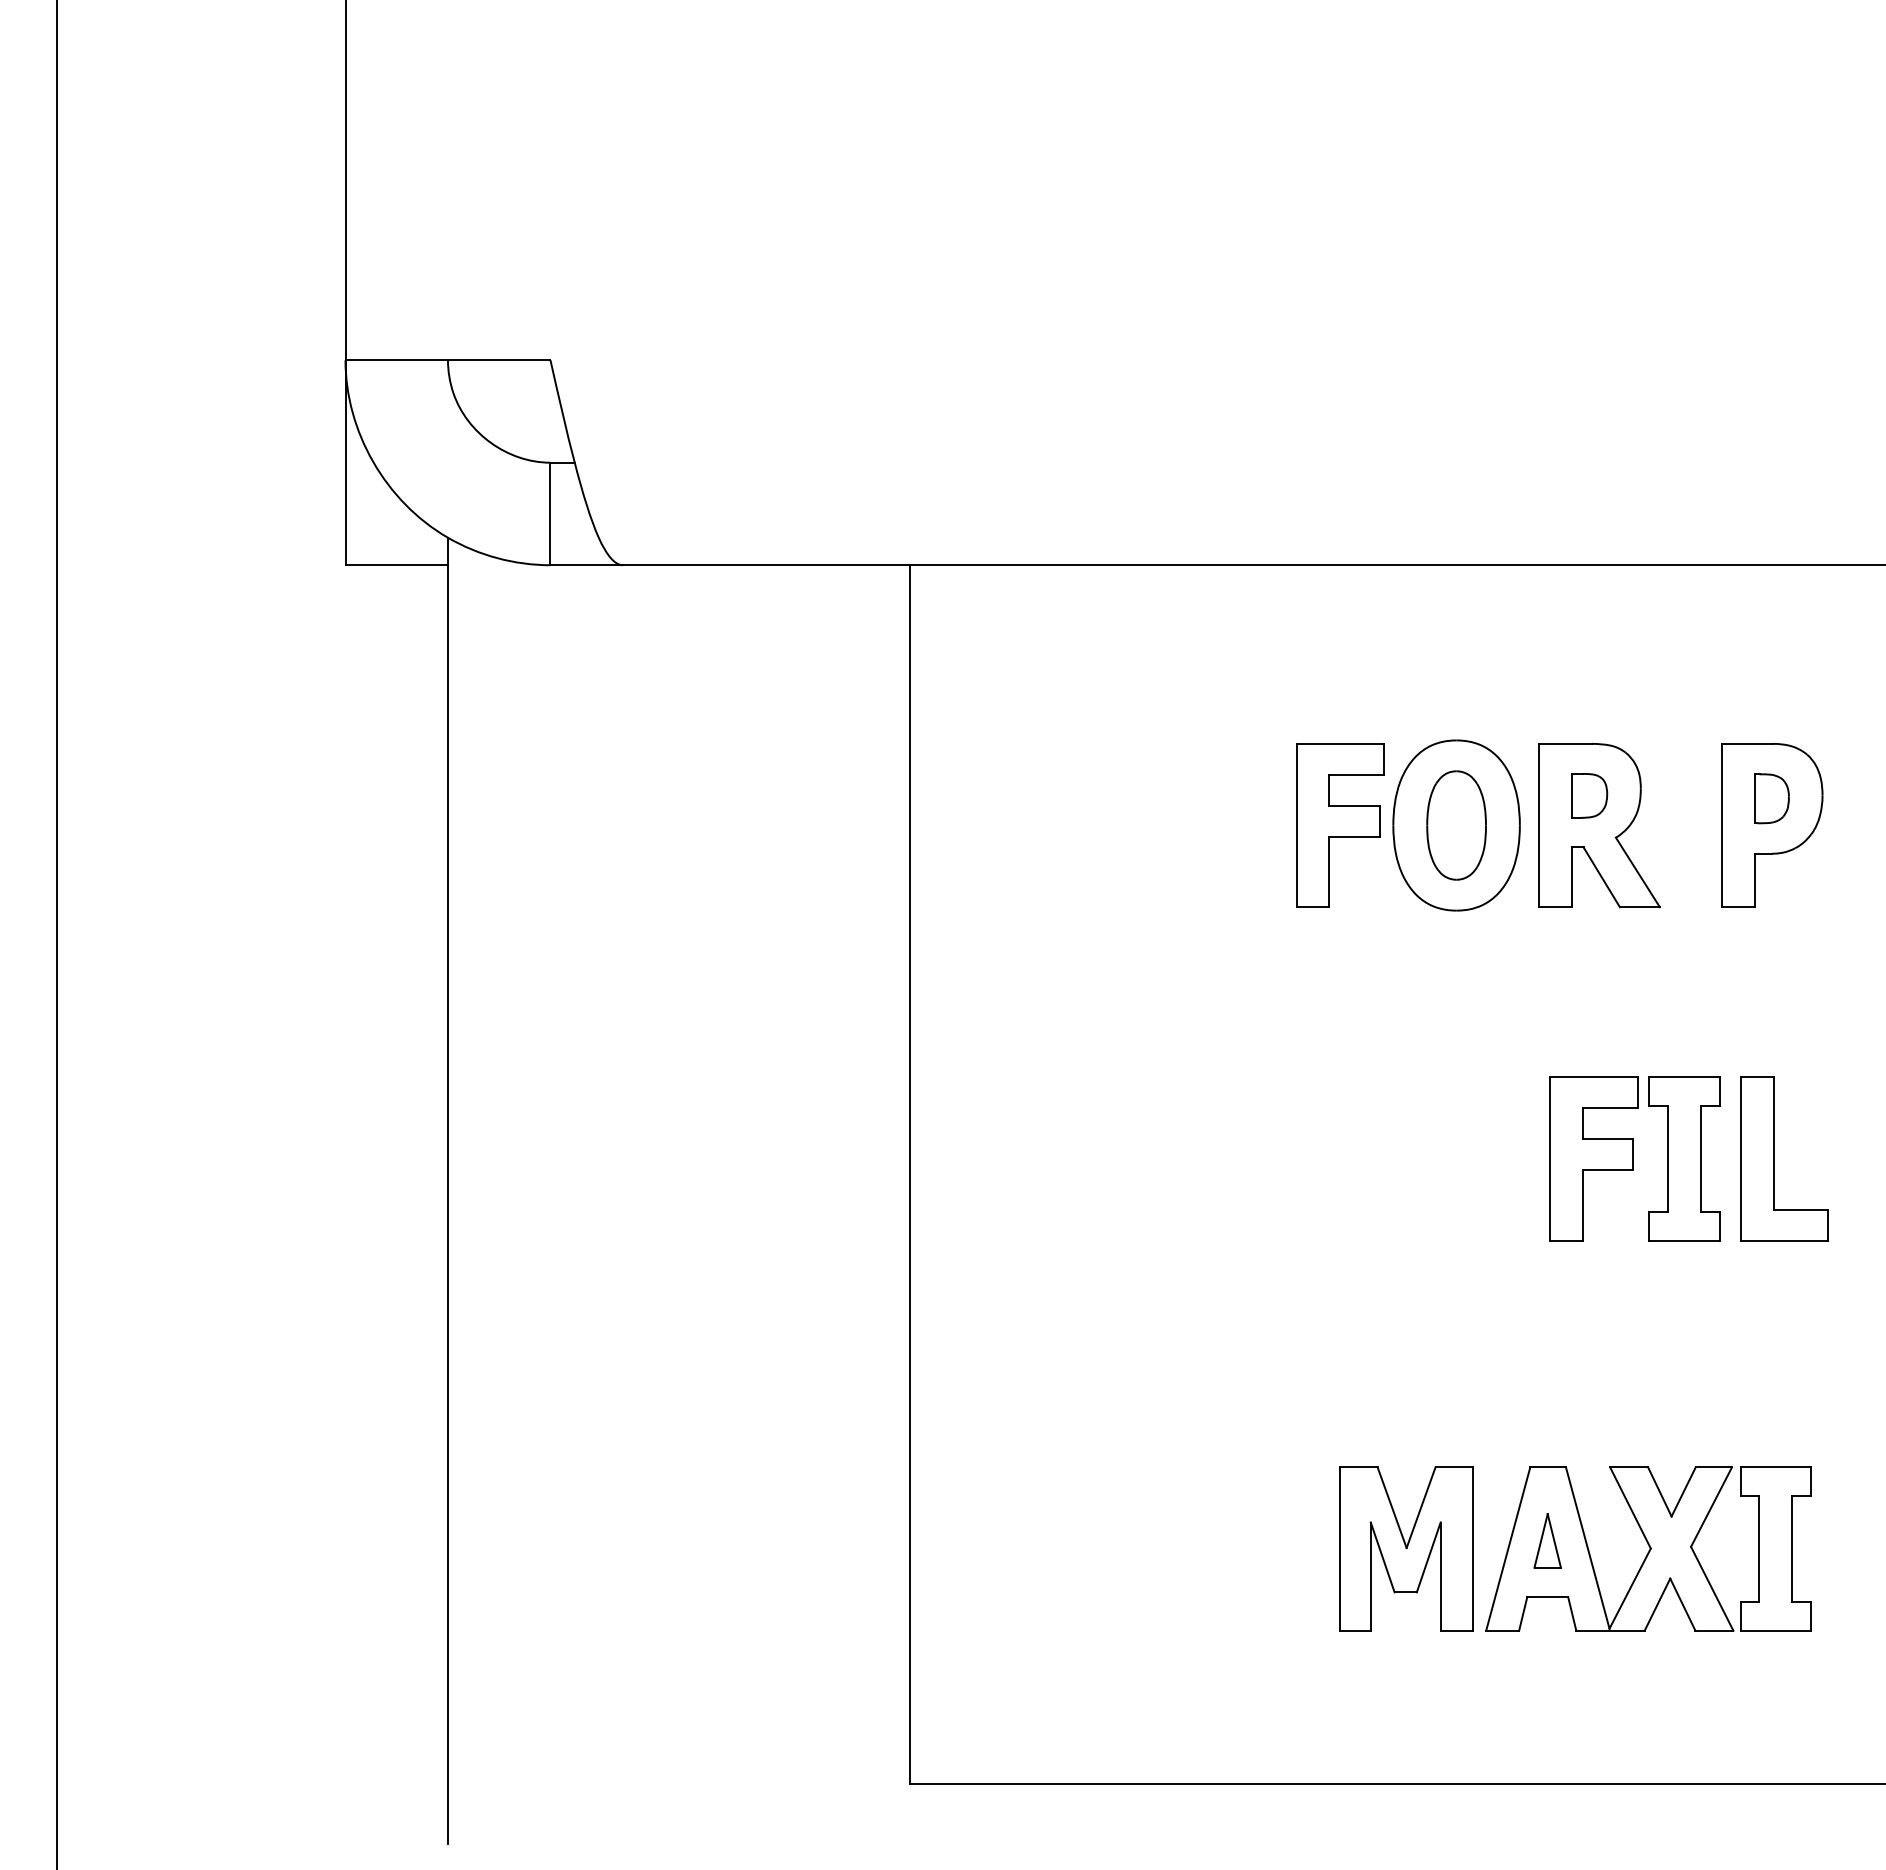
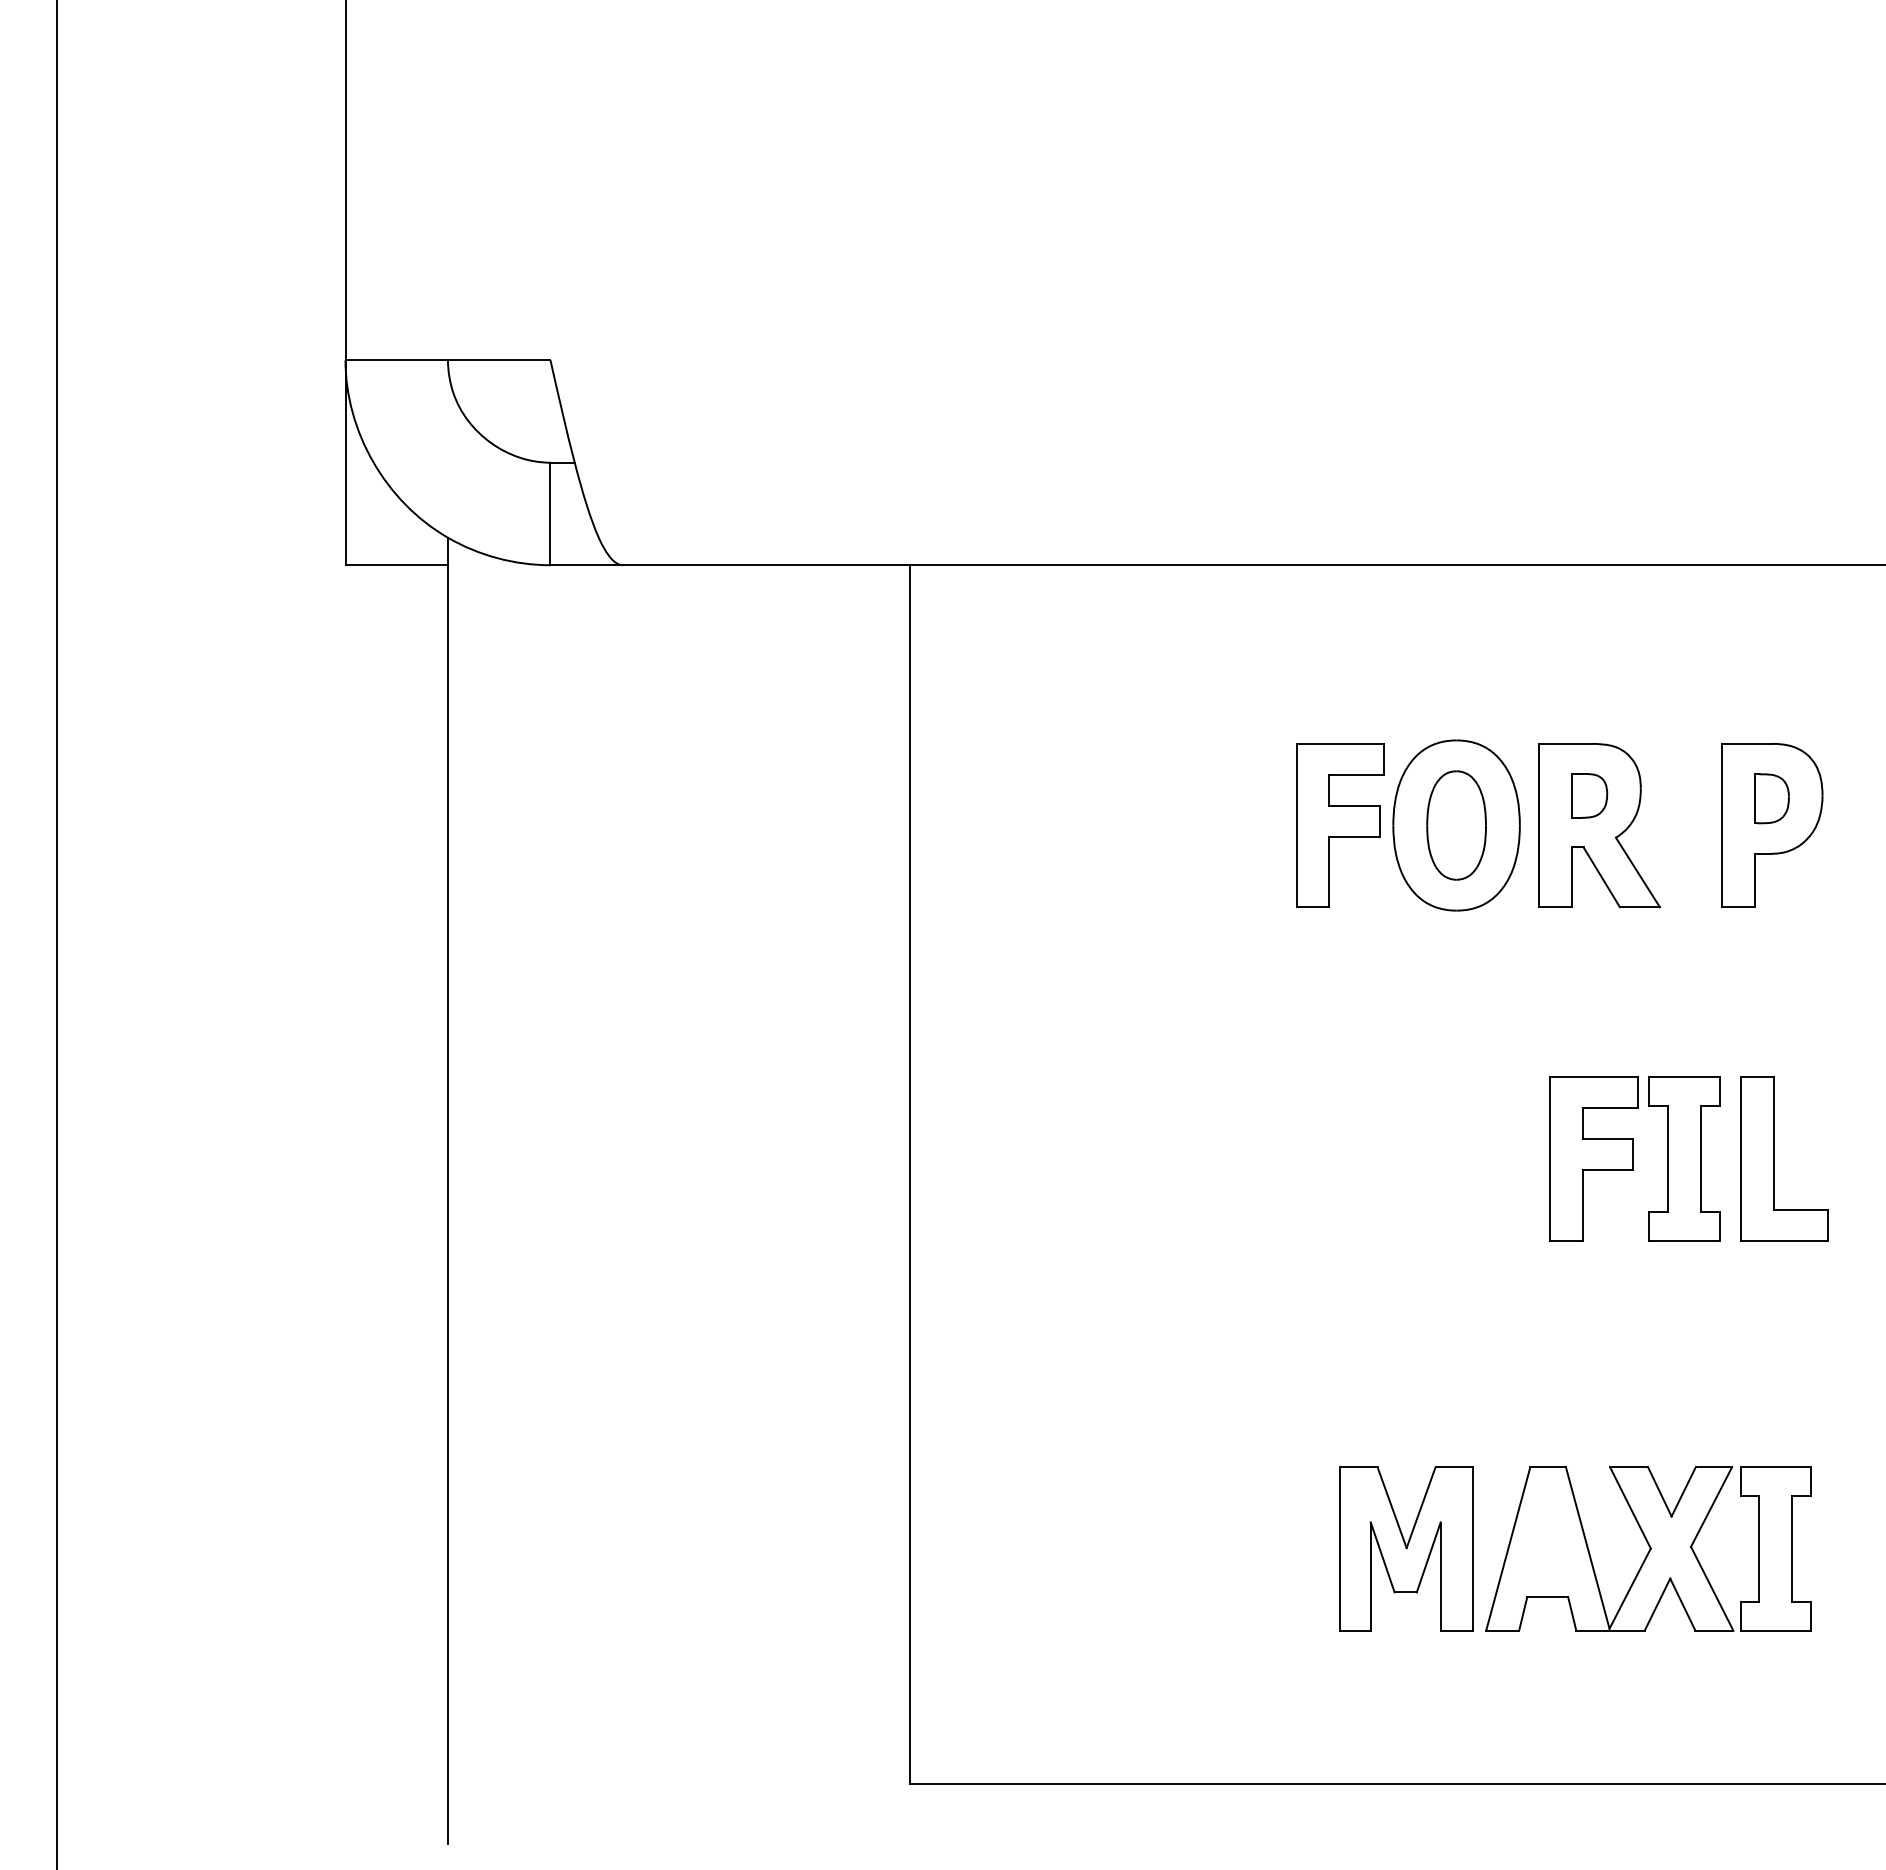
part: present -> none (1547, 1540)
